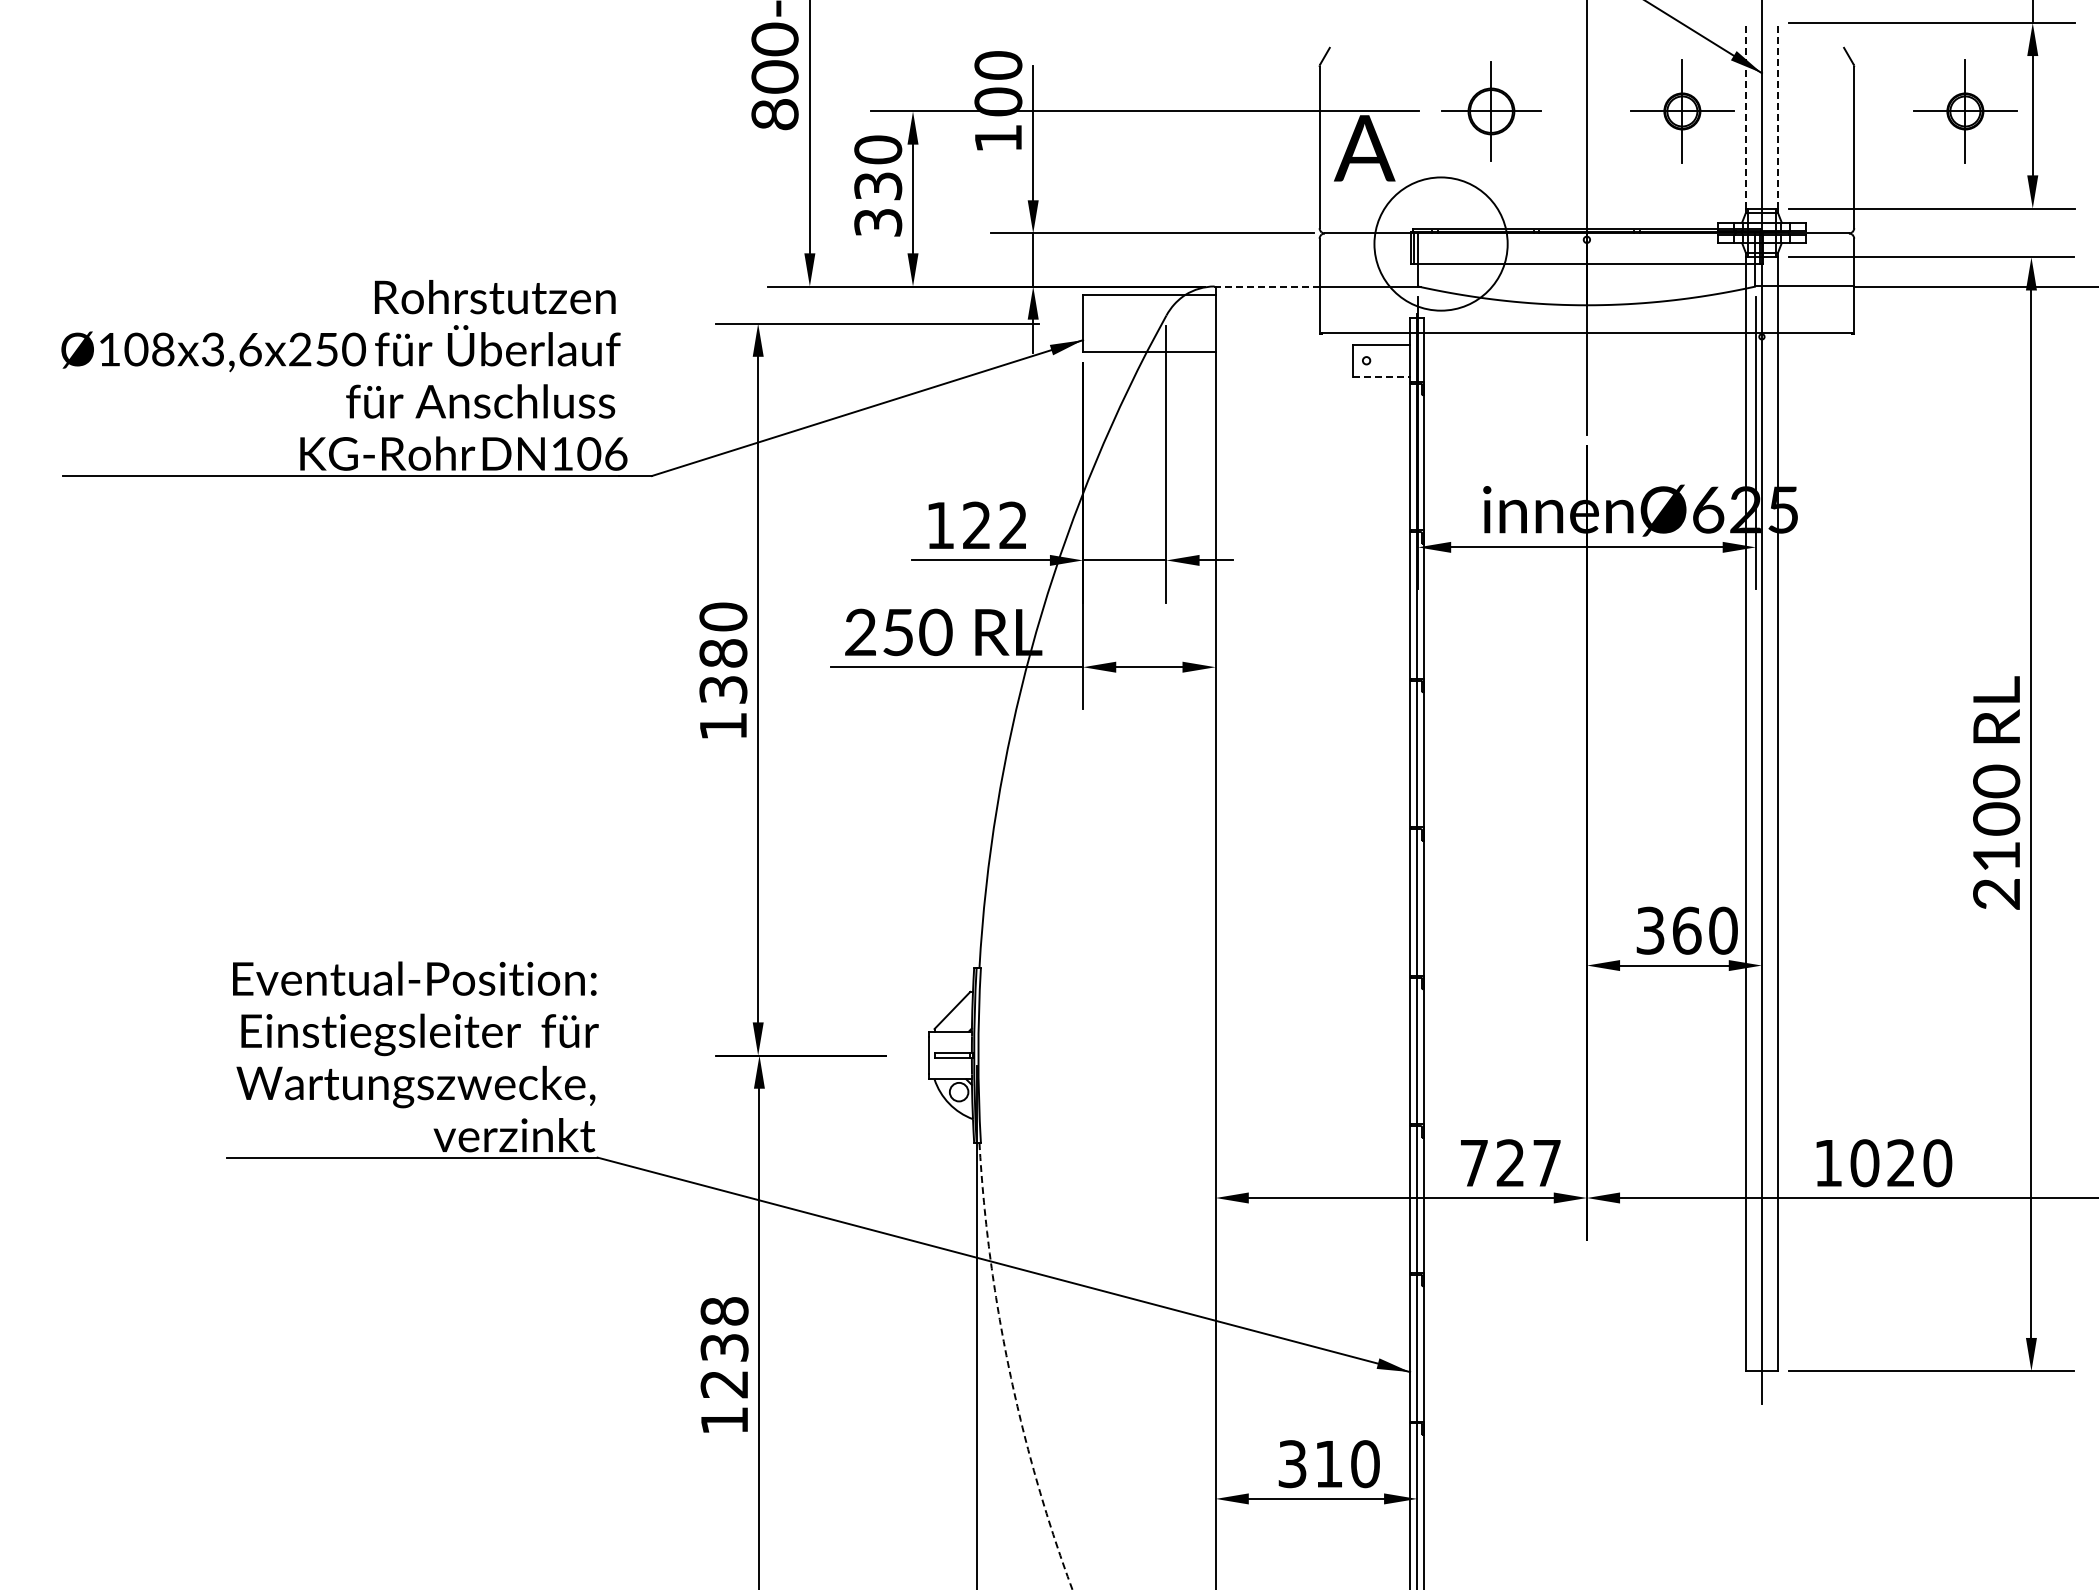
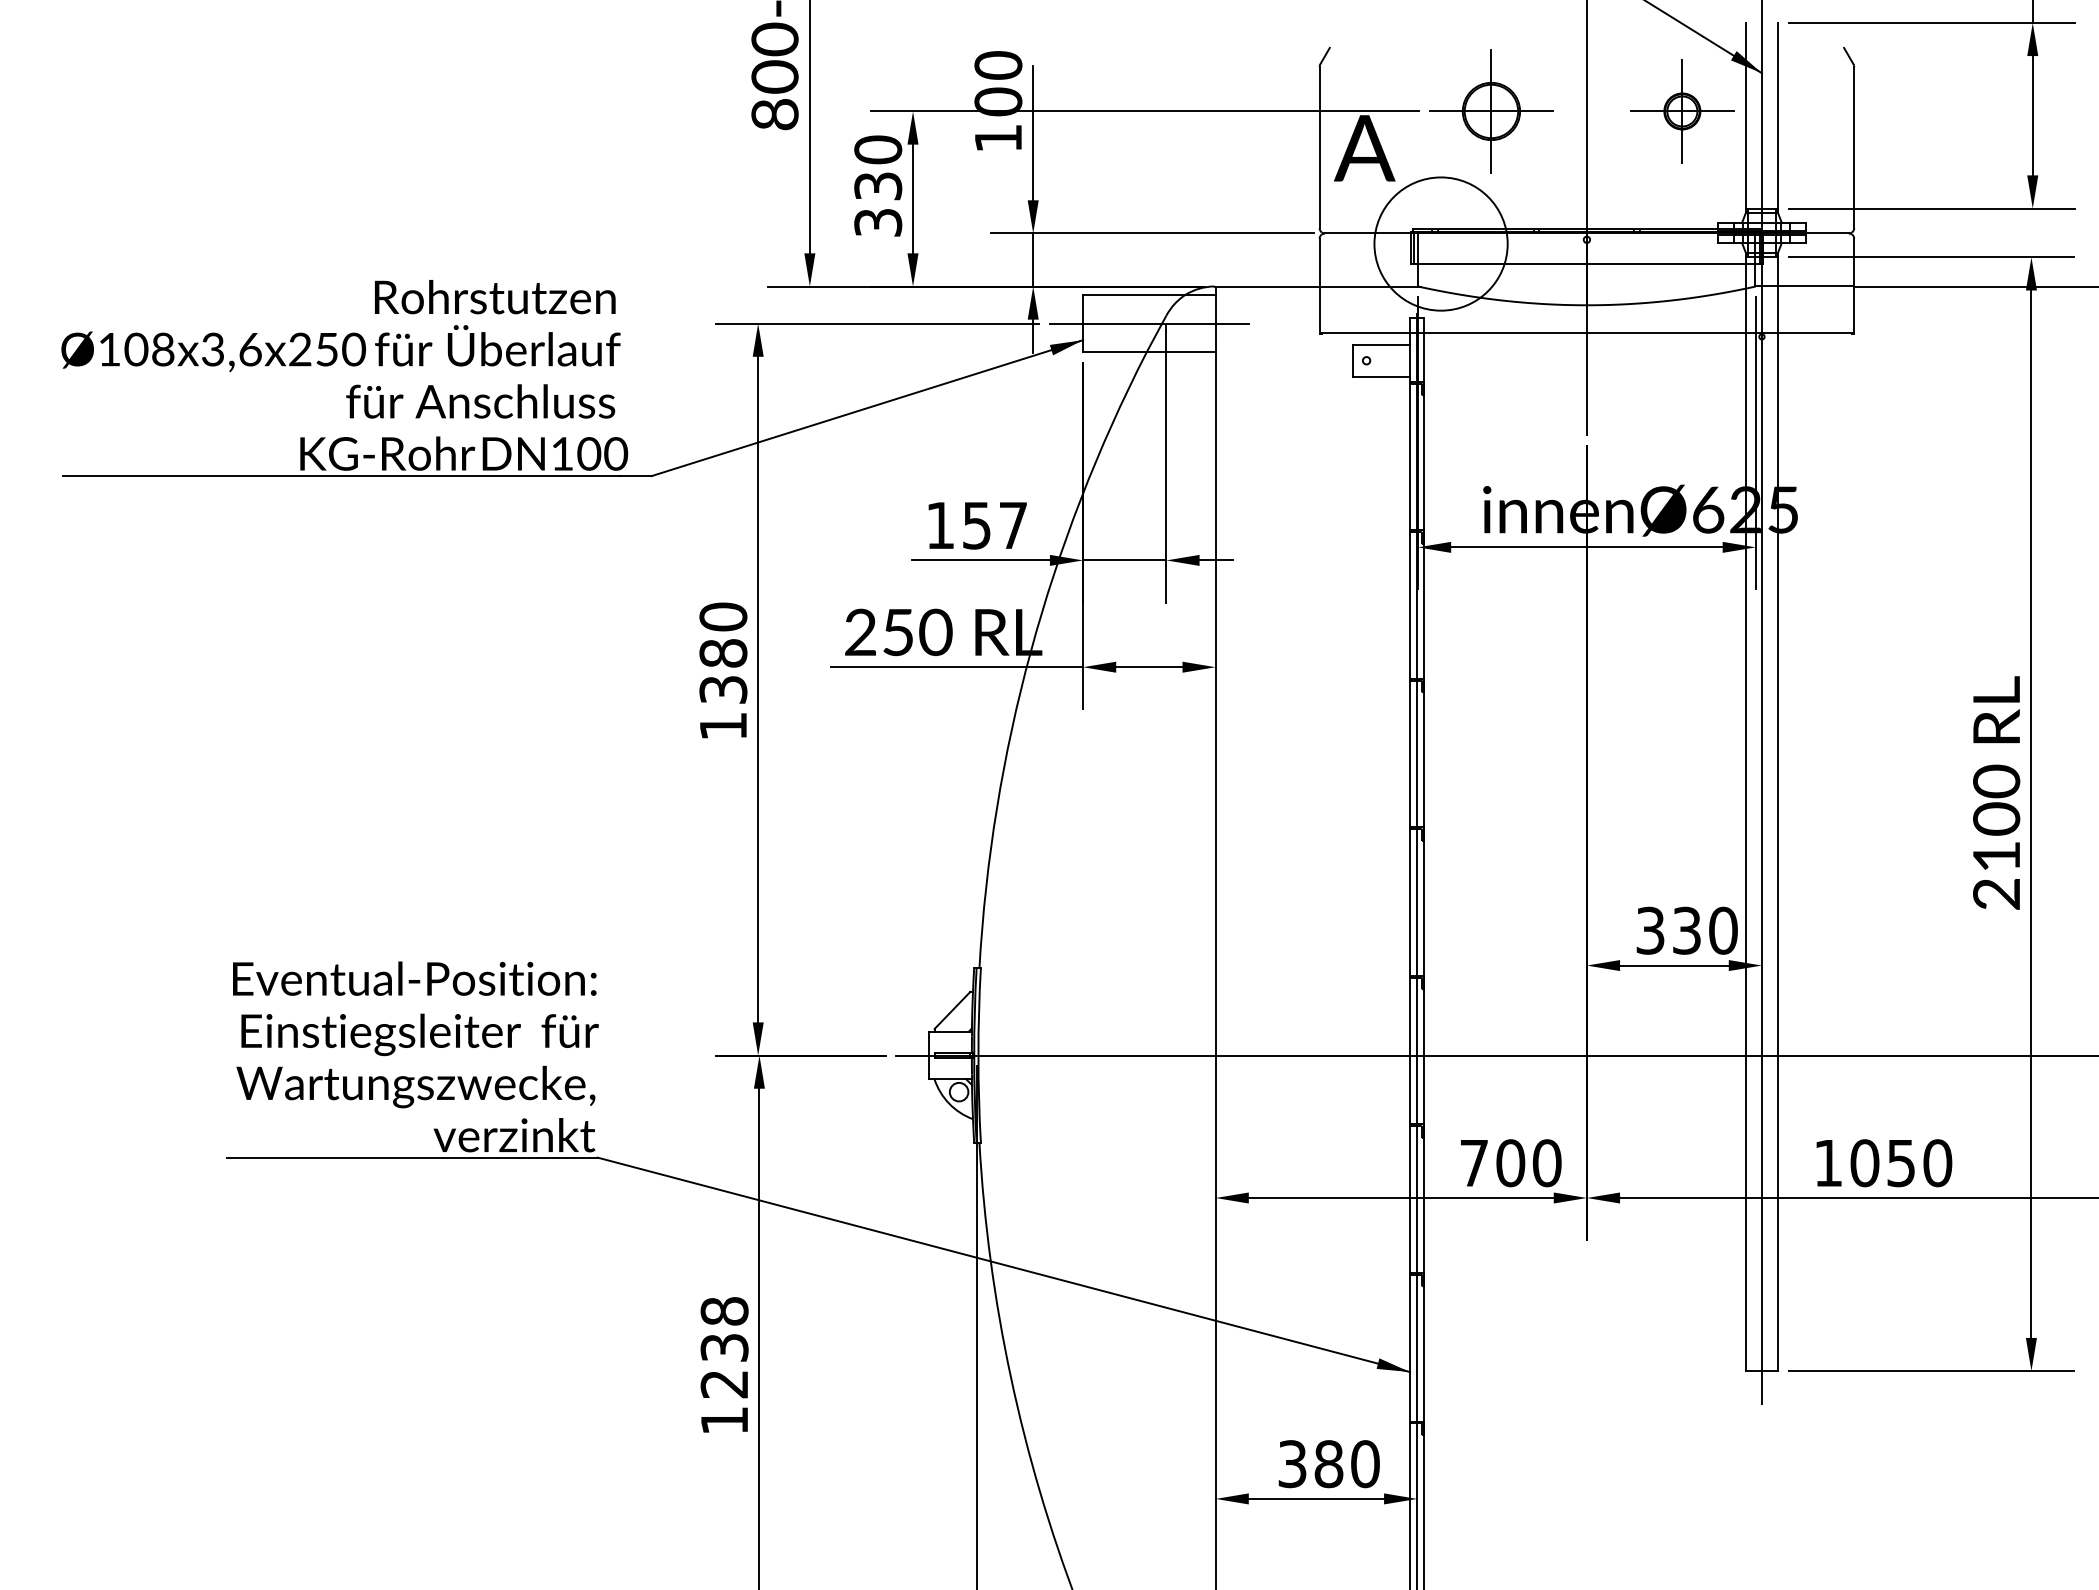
part size: 101x101 px -> 125x125 px (1491, 111)
part: present -> none (1965, 111)
line: dashed -> solid (1745, 115)
line: dashed -> solid (1777, 115)
line: dashed -> solid (1267, 286)
line: none -> present (1148, 323)
line: dashed -> solid (1382, 376)
text: DN106 -> DN100 (616, 453)
text: 122 -> 157 (994, 525)
text: 360 -> 330 (1687, 930)
line: none -> present (1495, 1055)
text: 727 -> 700 (1528, 1163)
text: 1020 -> 1050 (1900, 1163)
arc: dashed -> solid (1009, 1370)
text: 310 -> 380 (1328, 1464)
